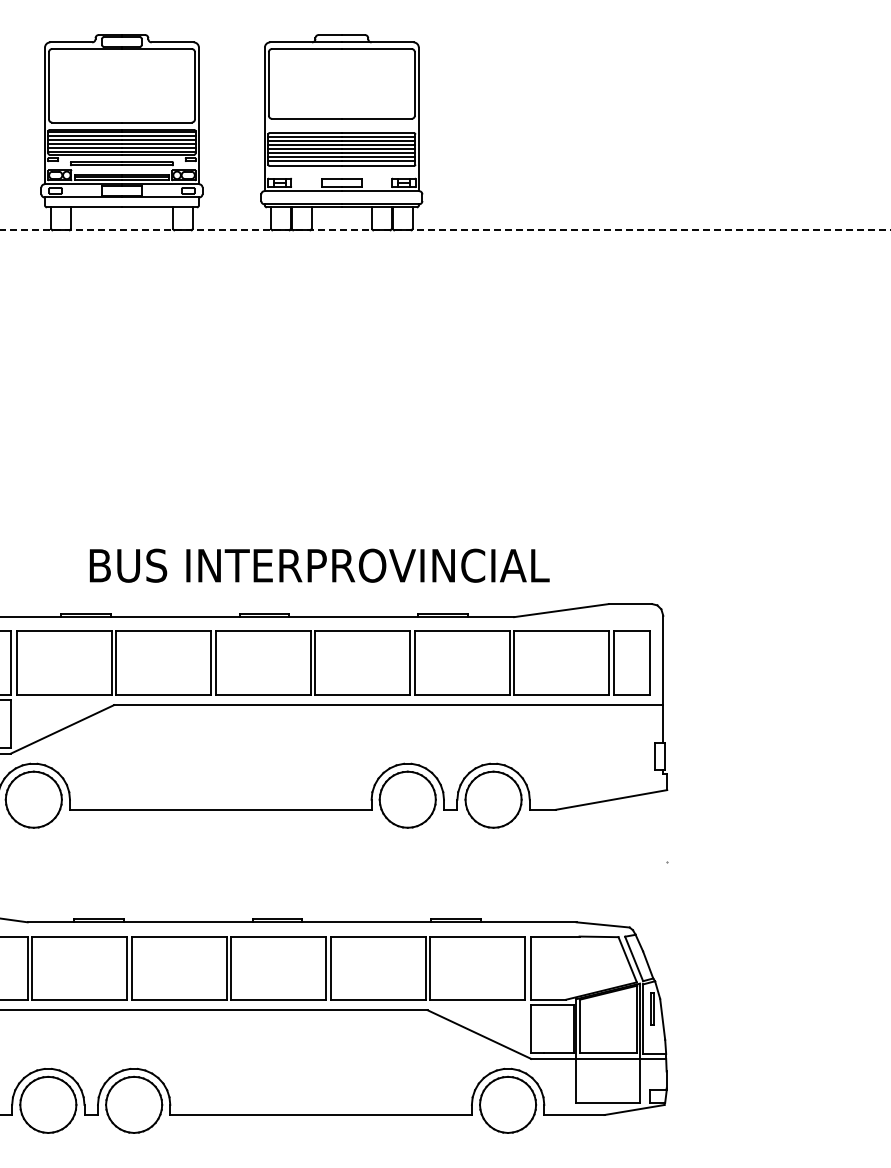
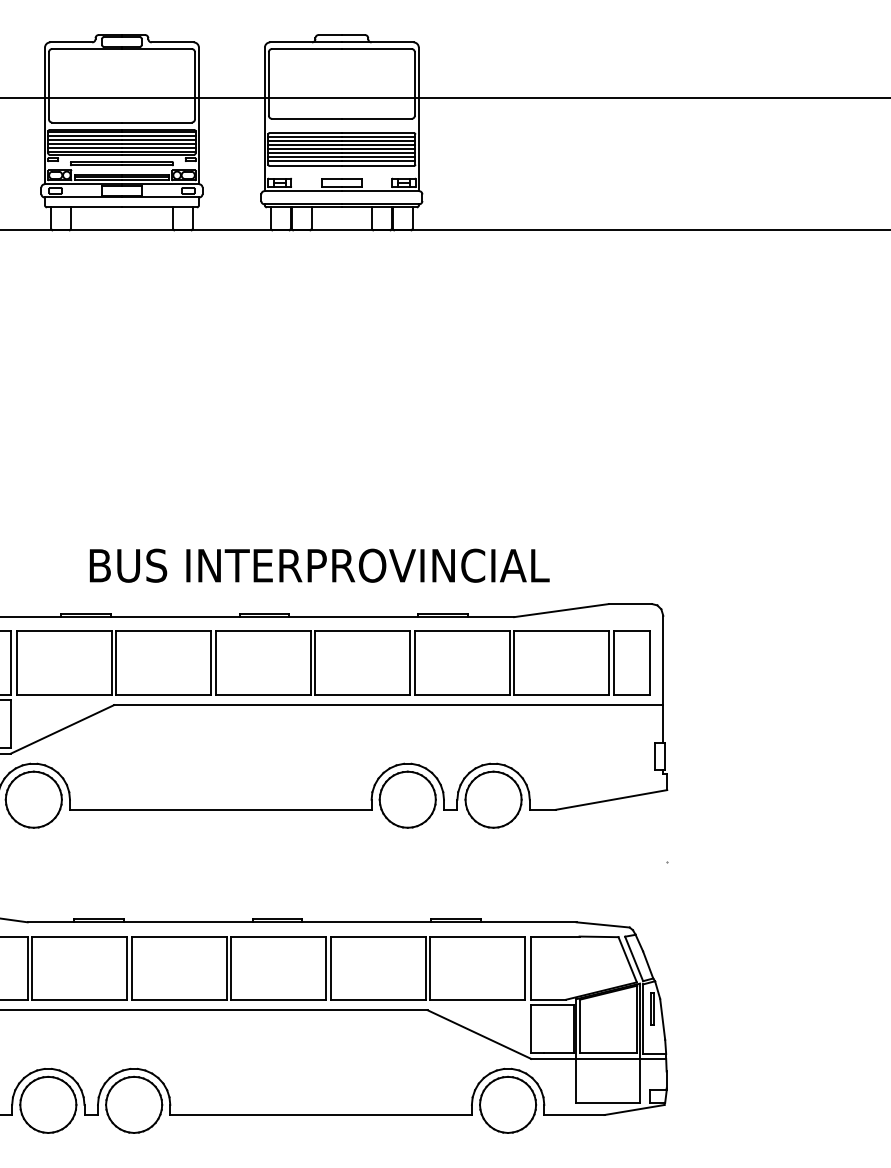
line: none -> present (444, 98)
line: dashed -> solid (445, 230)
